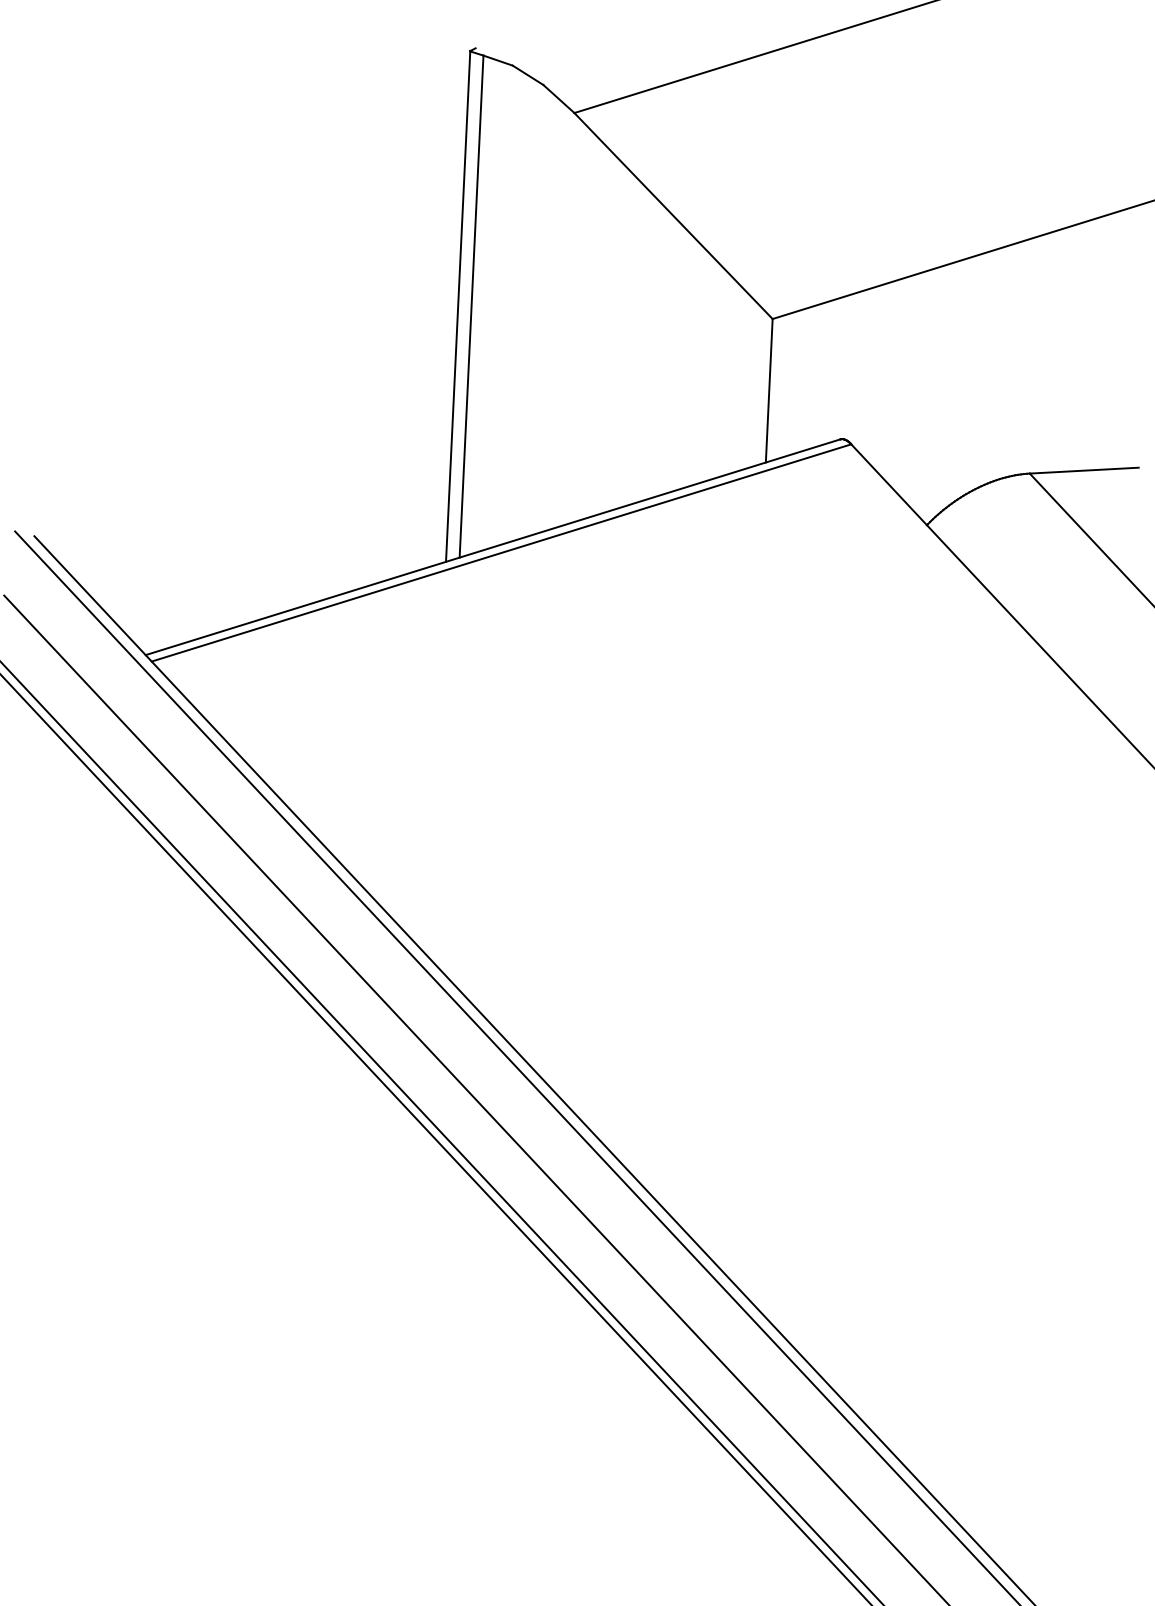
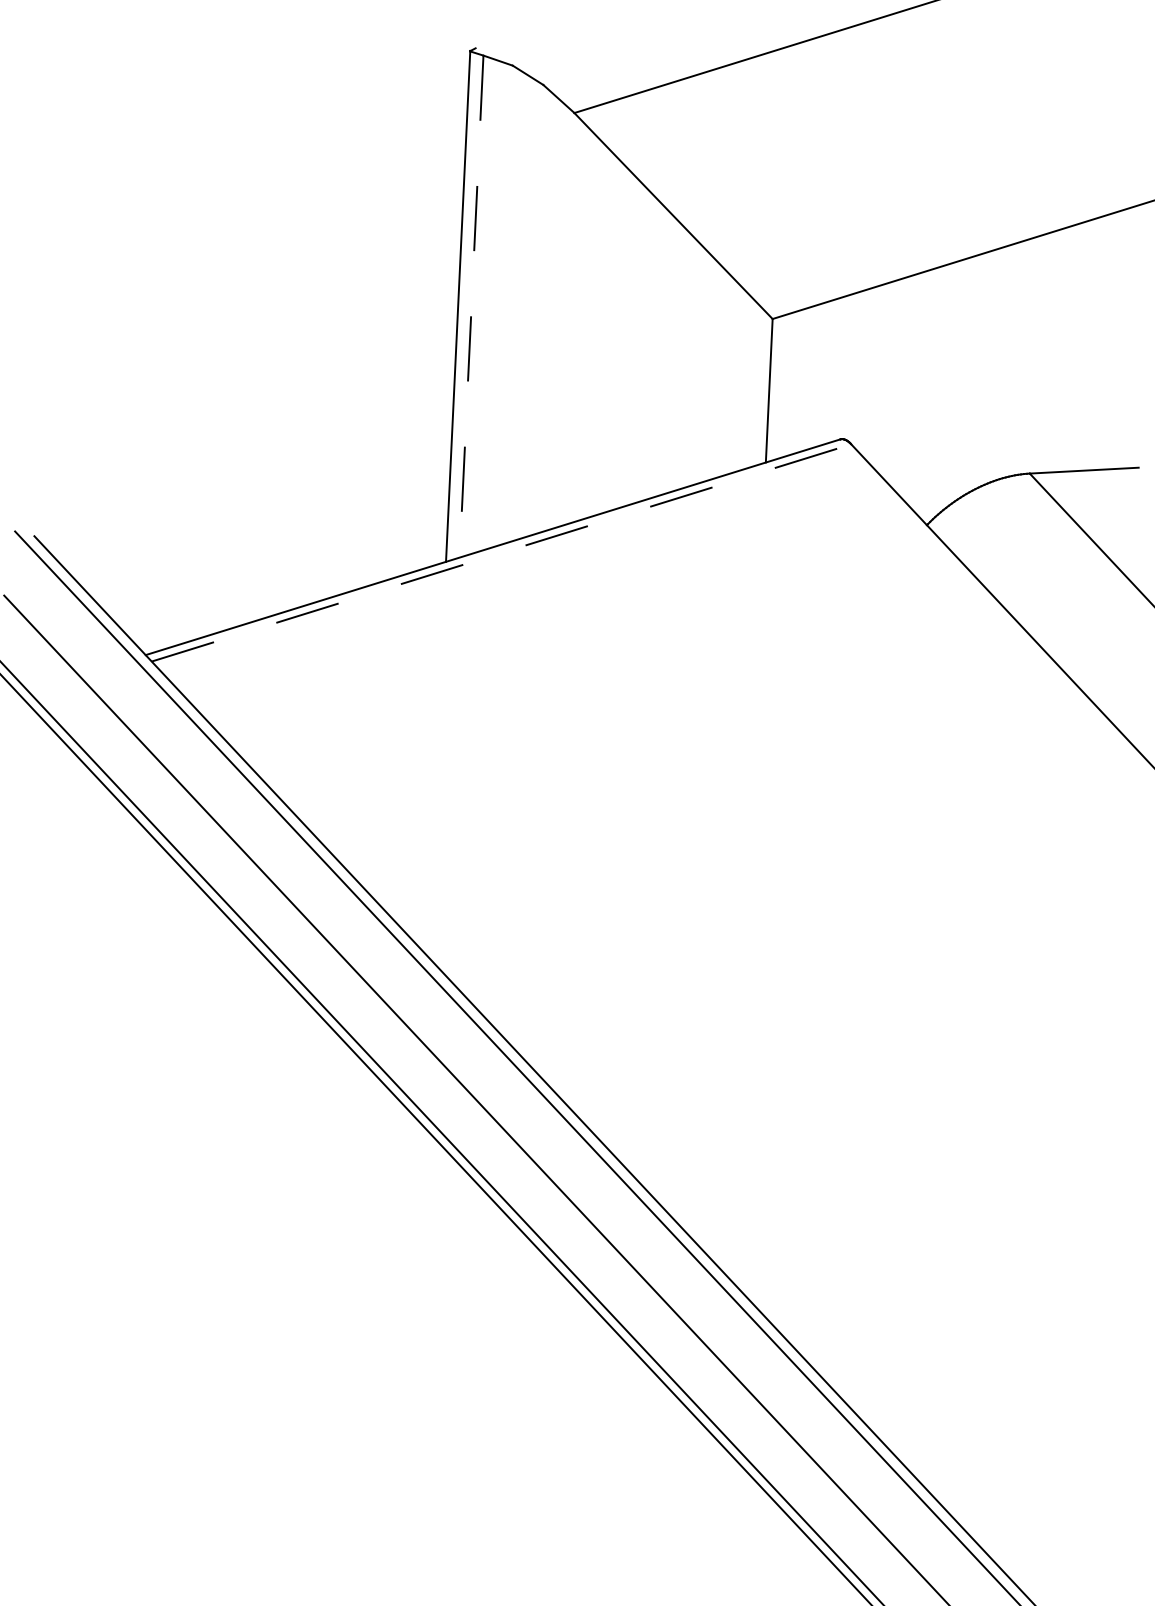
line: solid -> dashed (471, 307)
line: solid -> dashed (501, 552)
